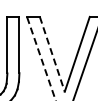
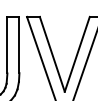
line: dashed -> solid (52, 54)
line: dashed -> solid (41, 58)
